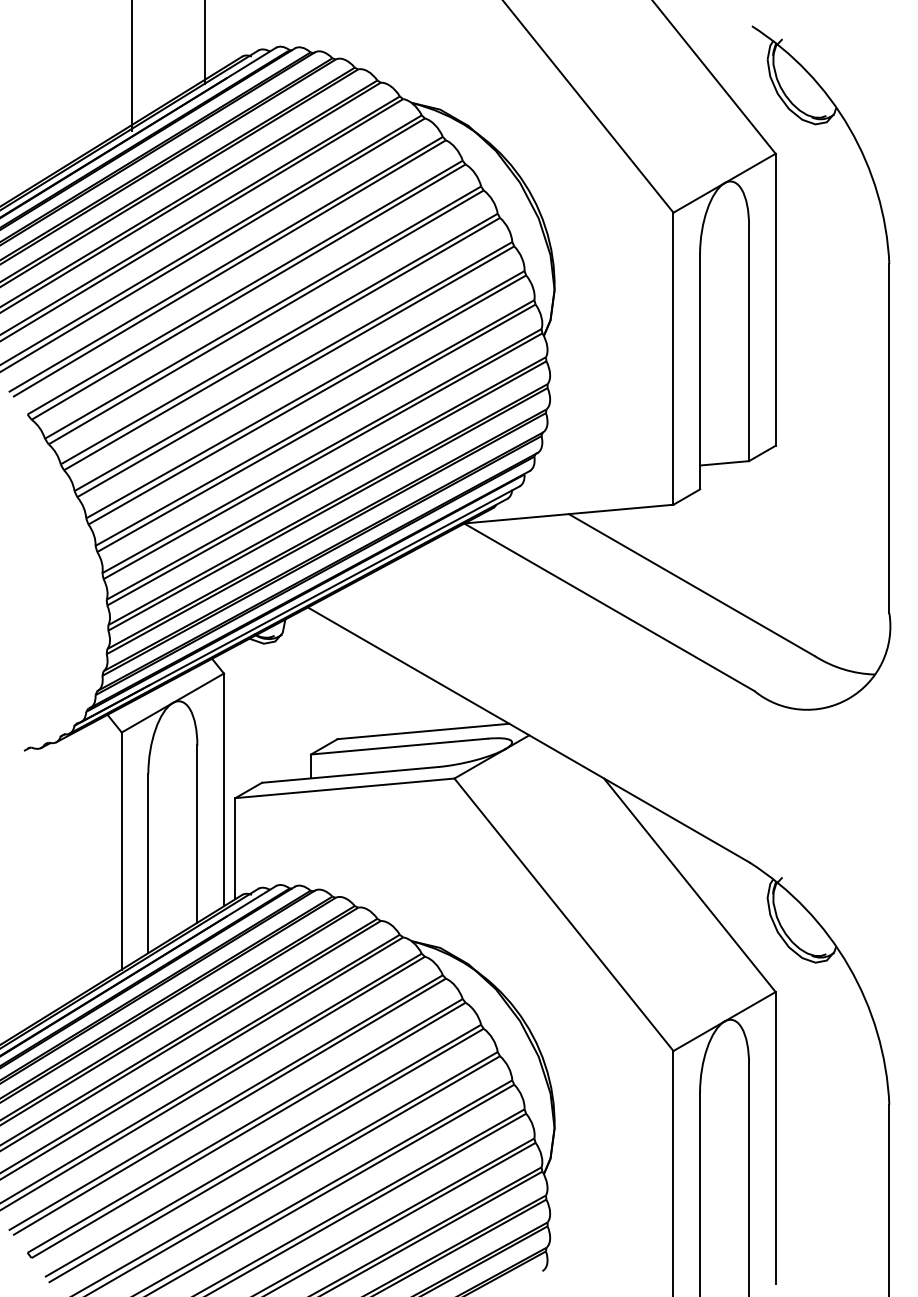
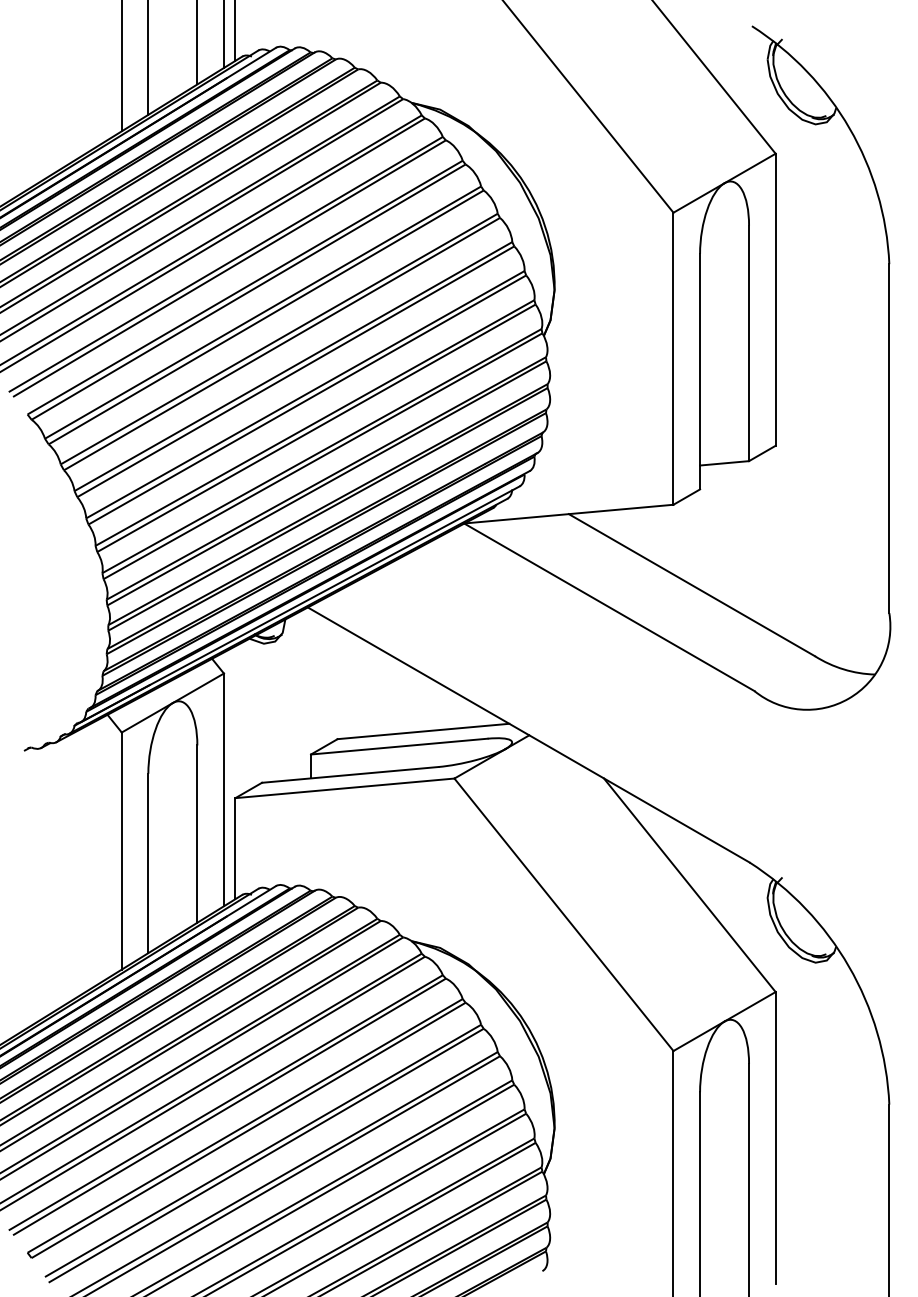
line: none -> present (235, 31)
line: none -> present (223, 35)
line position: (205, 43) -> (197, 43) (197, 43)
line: none -> present (148, 58)
line position: (131, 66) -> (121, 66) (121, 66)
